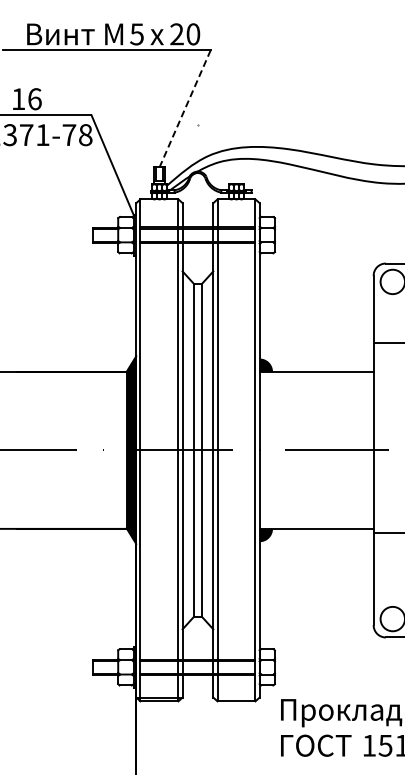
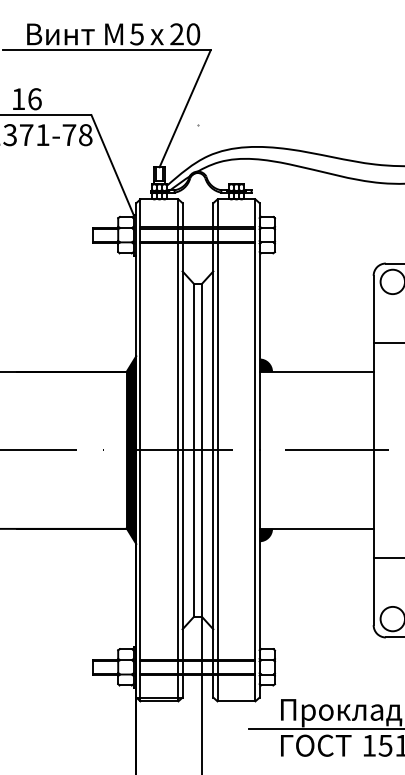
line: dashed -> solid (185, 108)
line position: (387, 533) -> (387, 558) (387, 558)
line: none -> present (201, 695)
line: none -> present (325, 729)
